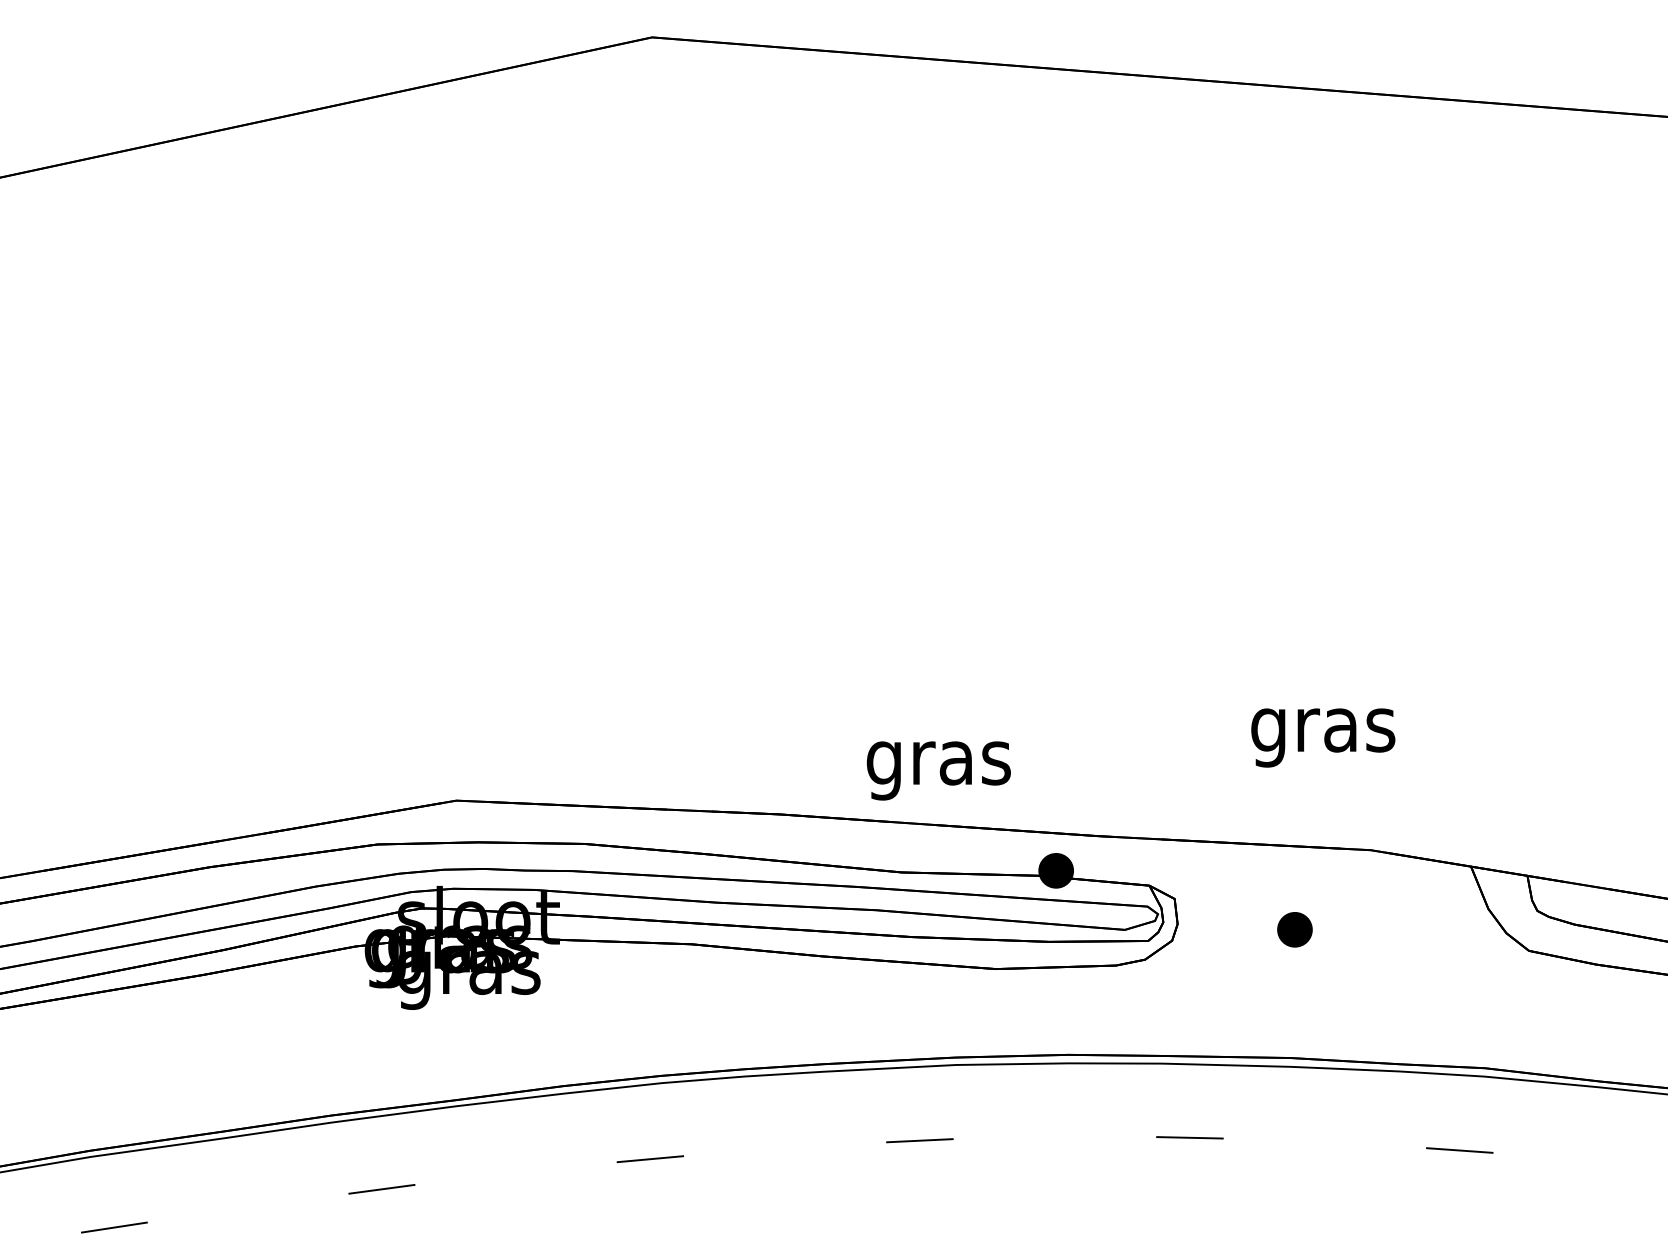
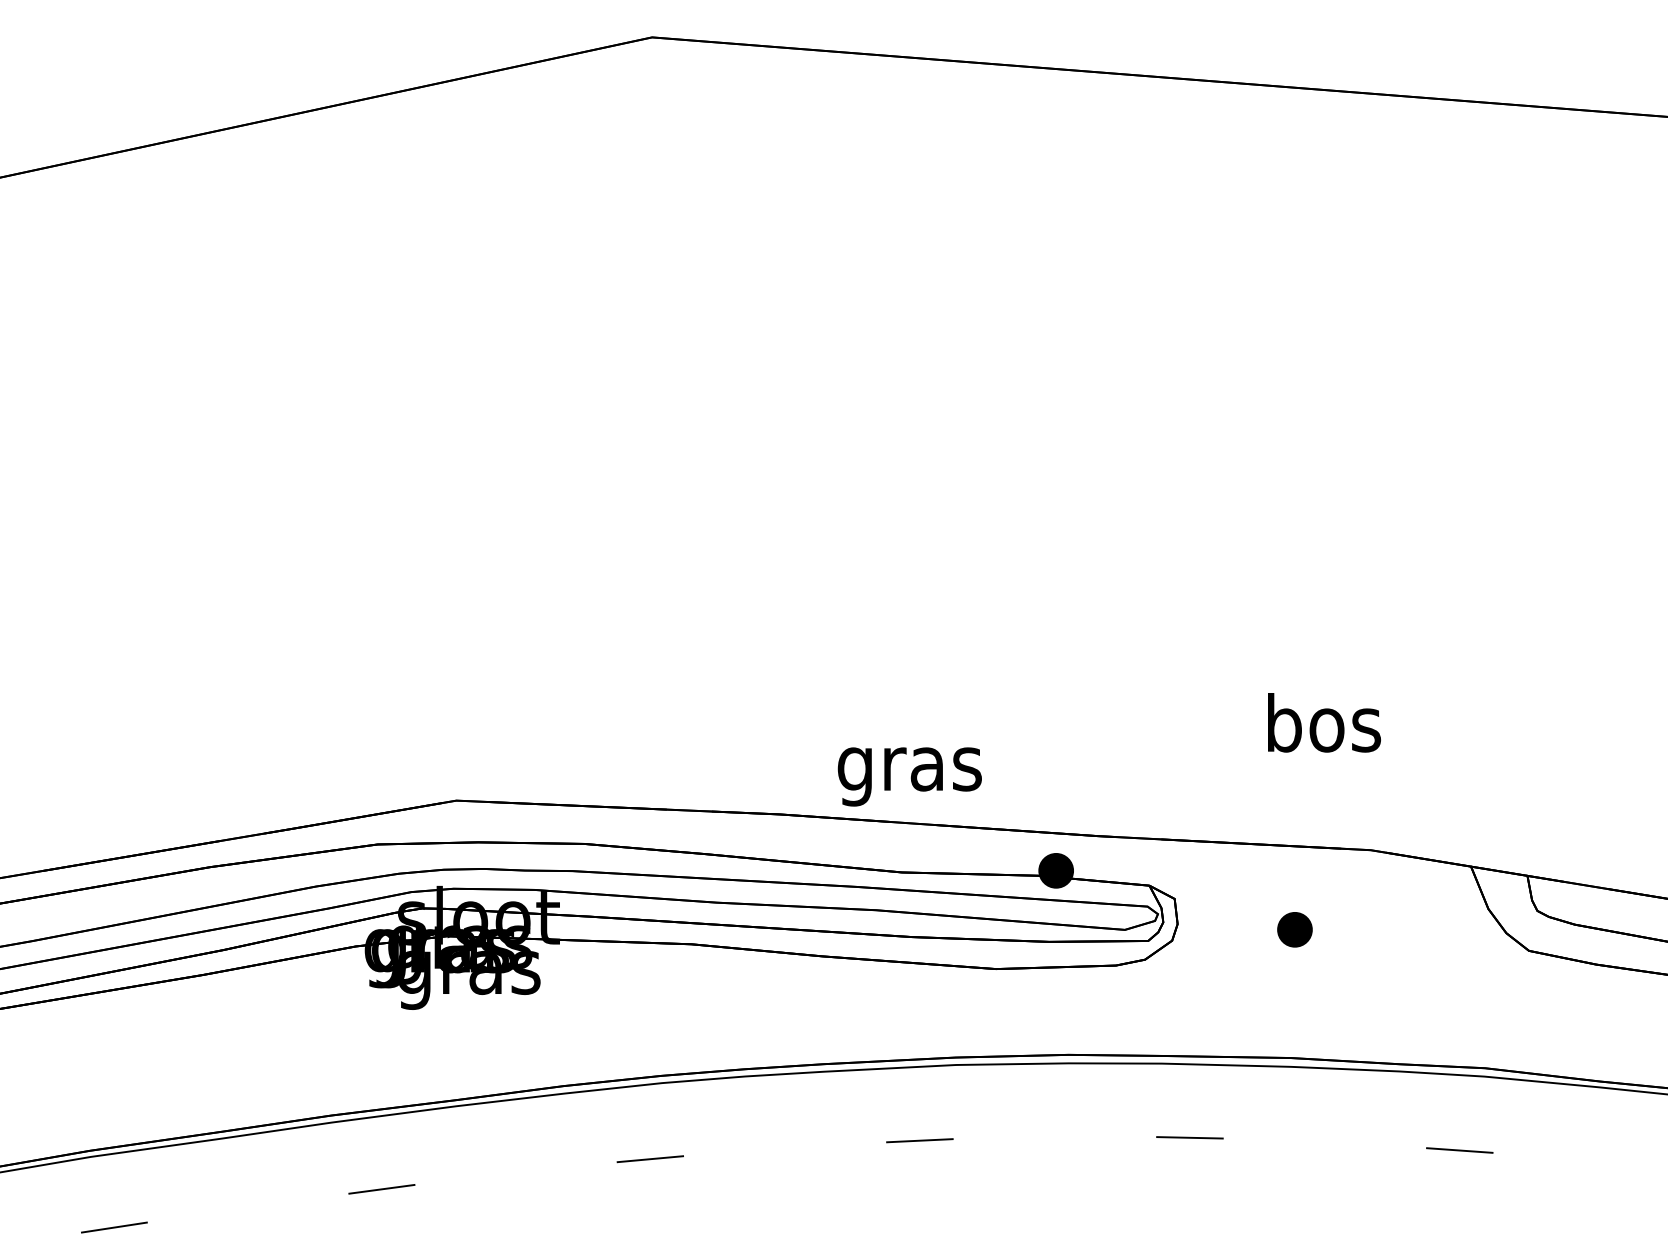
text: gras -> bos (1323, 730)
text position: (938, 770) -> (909, 776) (909, 776)
